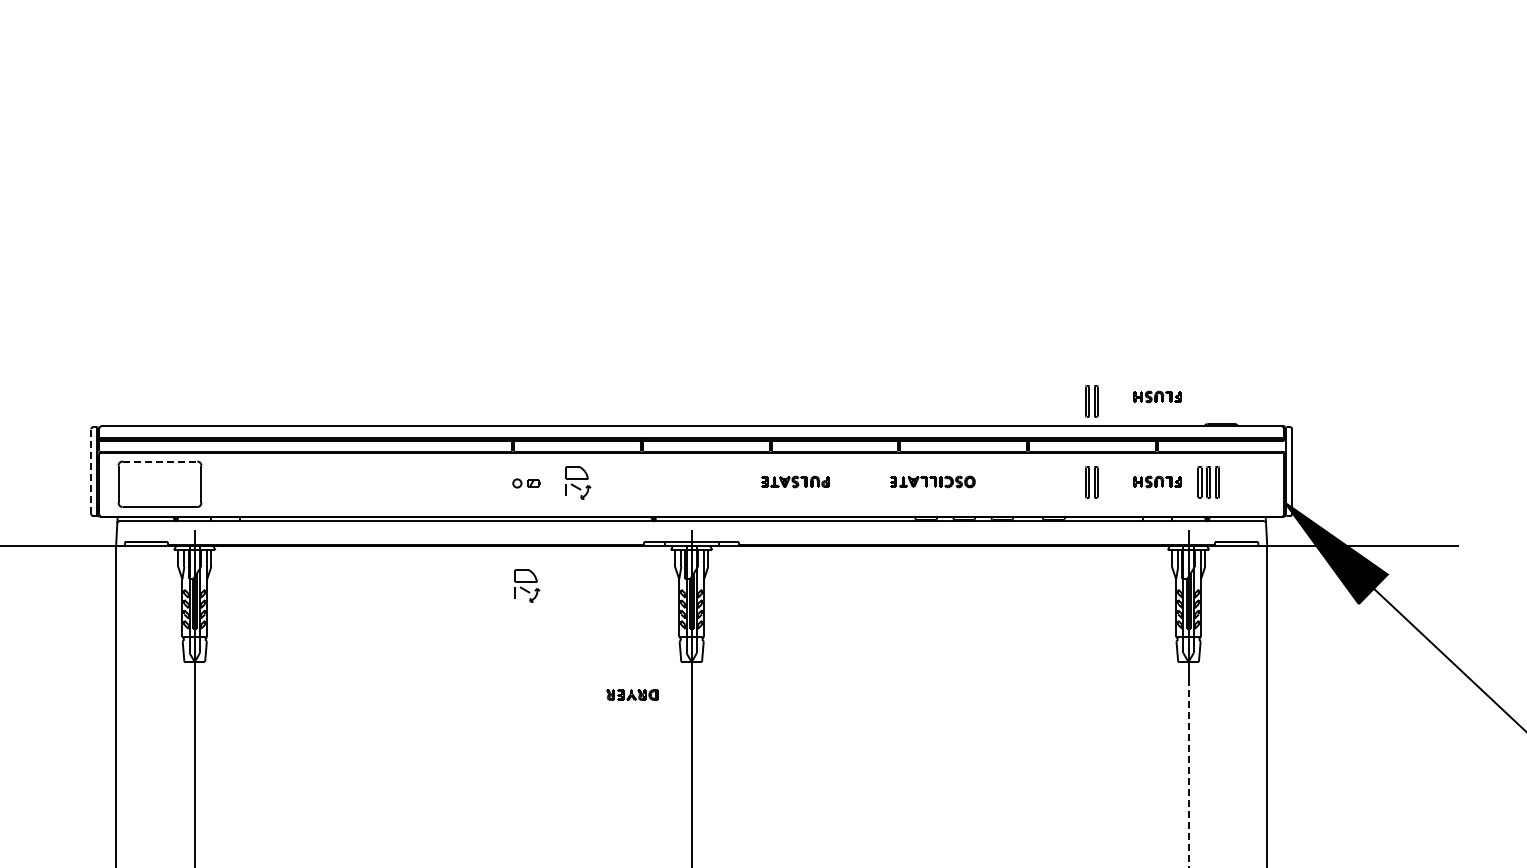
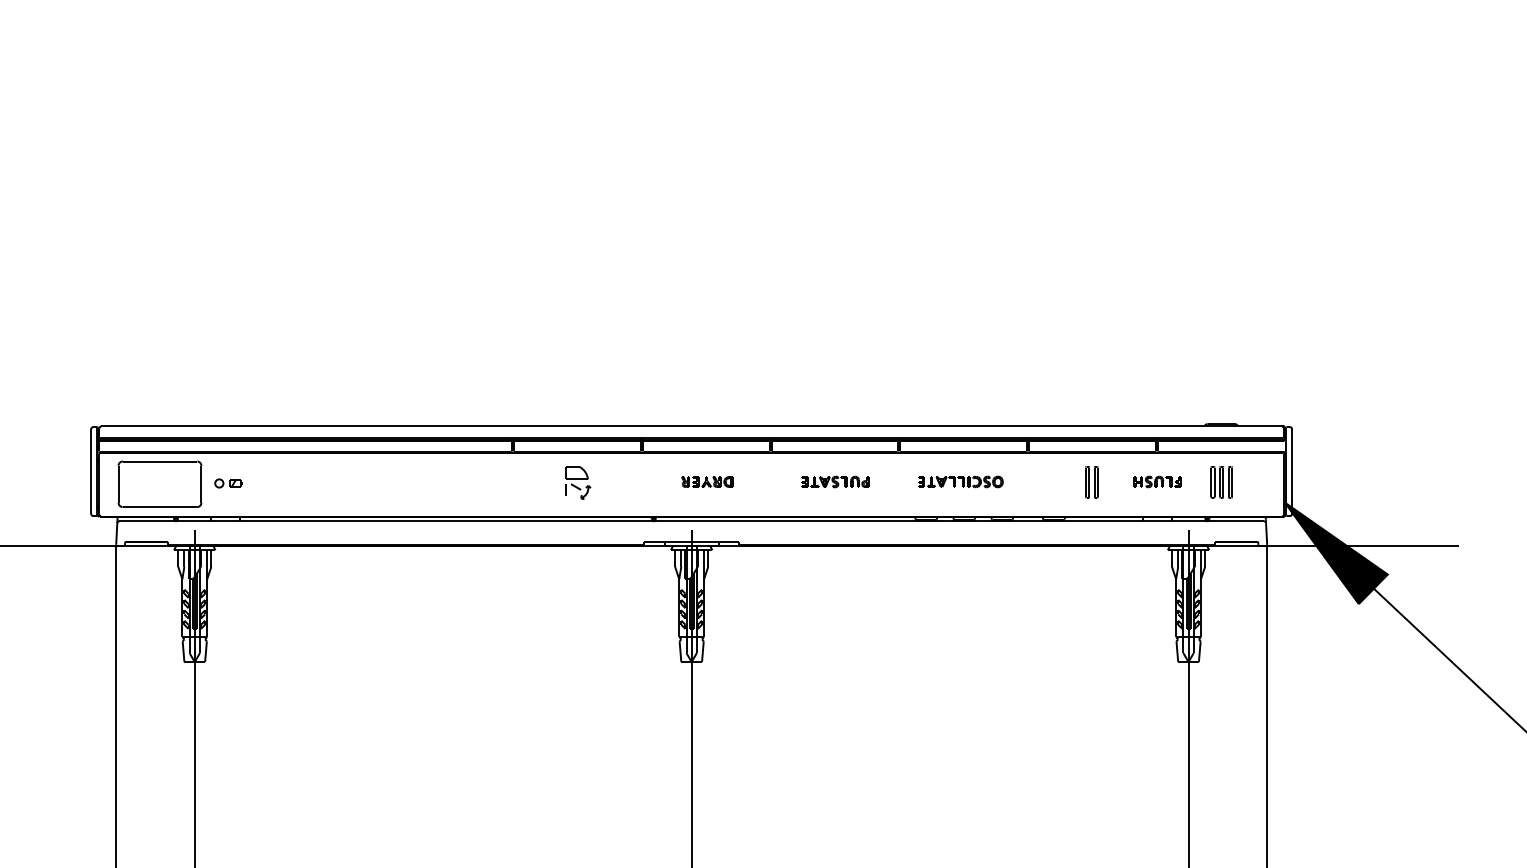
part: present -> none (1157, 396)
part: present -> none (1091, 401)
line: dashed -> solid (160, 461)
line: dashed -> solid (91, 471)
part position: (795, 481) -> (835, 481) (835, 481)
part position: (932, 481) -> (960, 481) (960, 481)
part position: (1208, 482) -> (1221, 482) (1221, 482)
part position: (526, 483) -> (228, 483) (228, 483)
part: present -> none (527, 585)
part position: (632, 694) -> (707, 481) (707, 481)
line: dashed -> solid (1188, 773)
